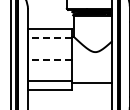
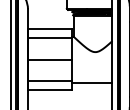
line: dashed -> solid (50, 37)
line: dashed -> solid (50, 59)
